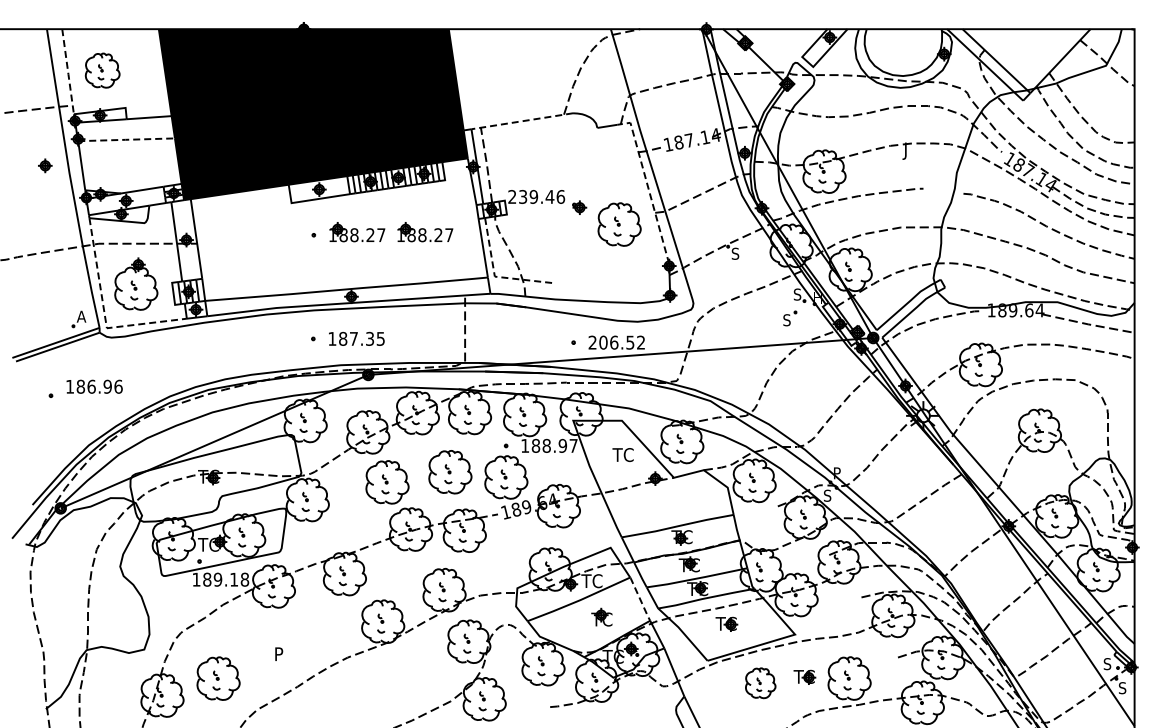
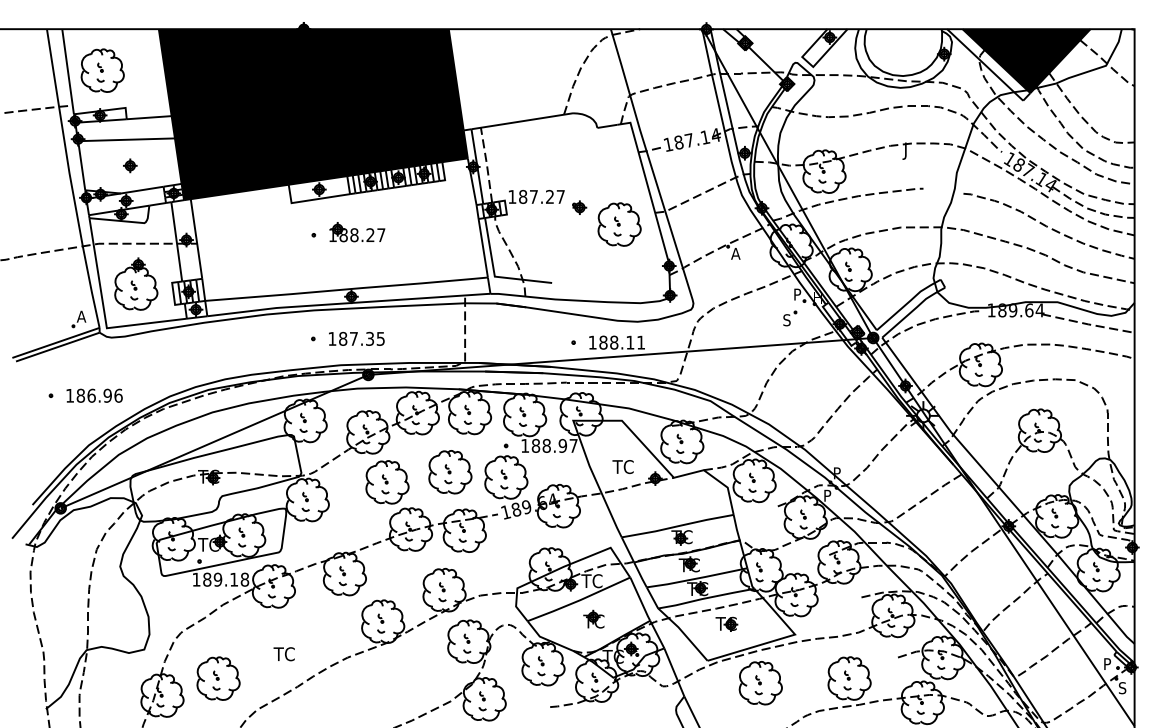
fill: none -> present (1026, 61)
part size: 37x37 px -> 45x45 px (102, 70)
line: dashed -> solid (68, 72)
line: dashed -> solid (521, 121)
line: dashed -> solid (126, 139)
part position: (45, 165) -> (130, 165) (130, 165)
line: dashed -> solid (647, 186)
text: 239.46 -> 187.27 (536, 196)
part: present -> none (425, 232)
text: S -> A (735, 253)
line: dashed -> solid (494, 276)
text: S -> P (797, 294)
line: dashed -> solid (104, 313)
text: 206.52 -> 188.11 (616, 342)
text position: (94, 386) -> (94, 395) (94, 395)
text position: (622, 454) -> (622, 466) (622, 466)
text: S -> P (827, 495)
line: dashed -> solid (640, 599)
part position: (601, 616) -> (593, 618) (593, 618)
text: P -> TC (283, 654)
text: S -> P (1107, 664)
part: present -> none (804, 676)
part size: 32x33 px -> 45x45 px (760, 683)
